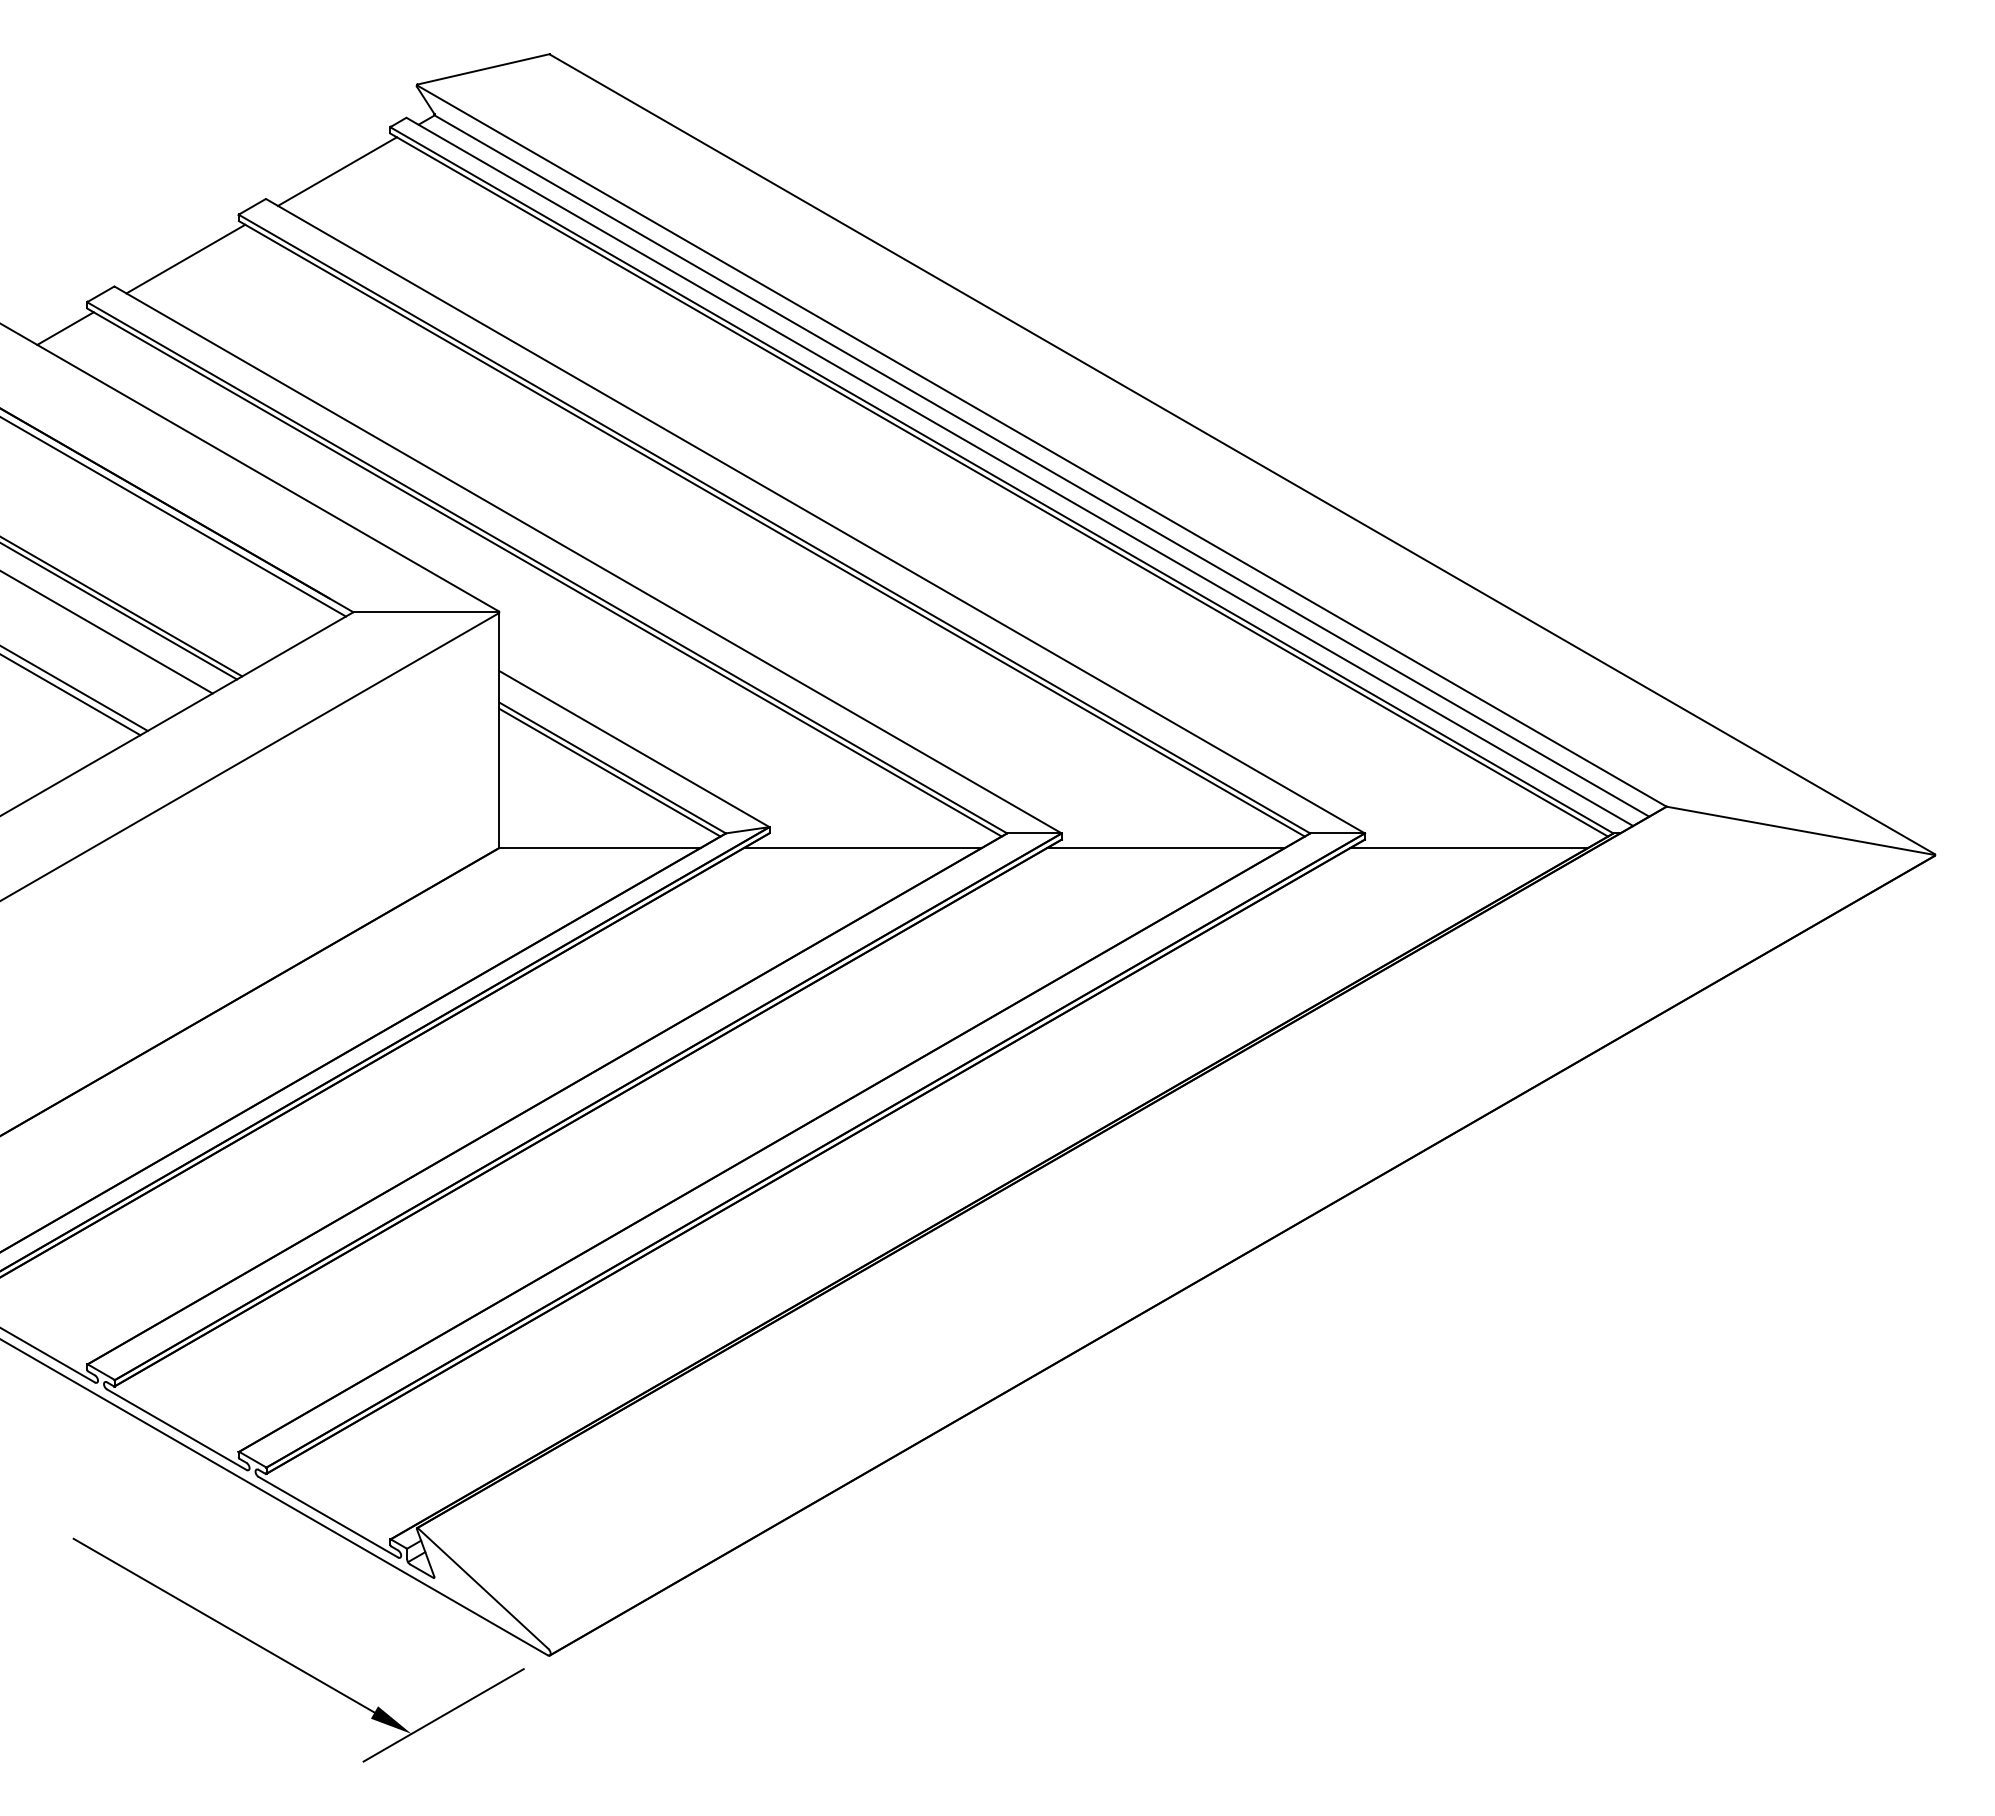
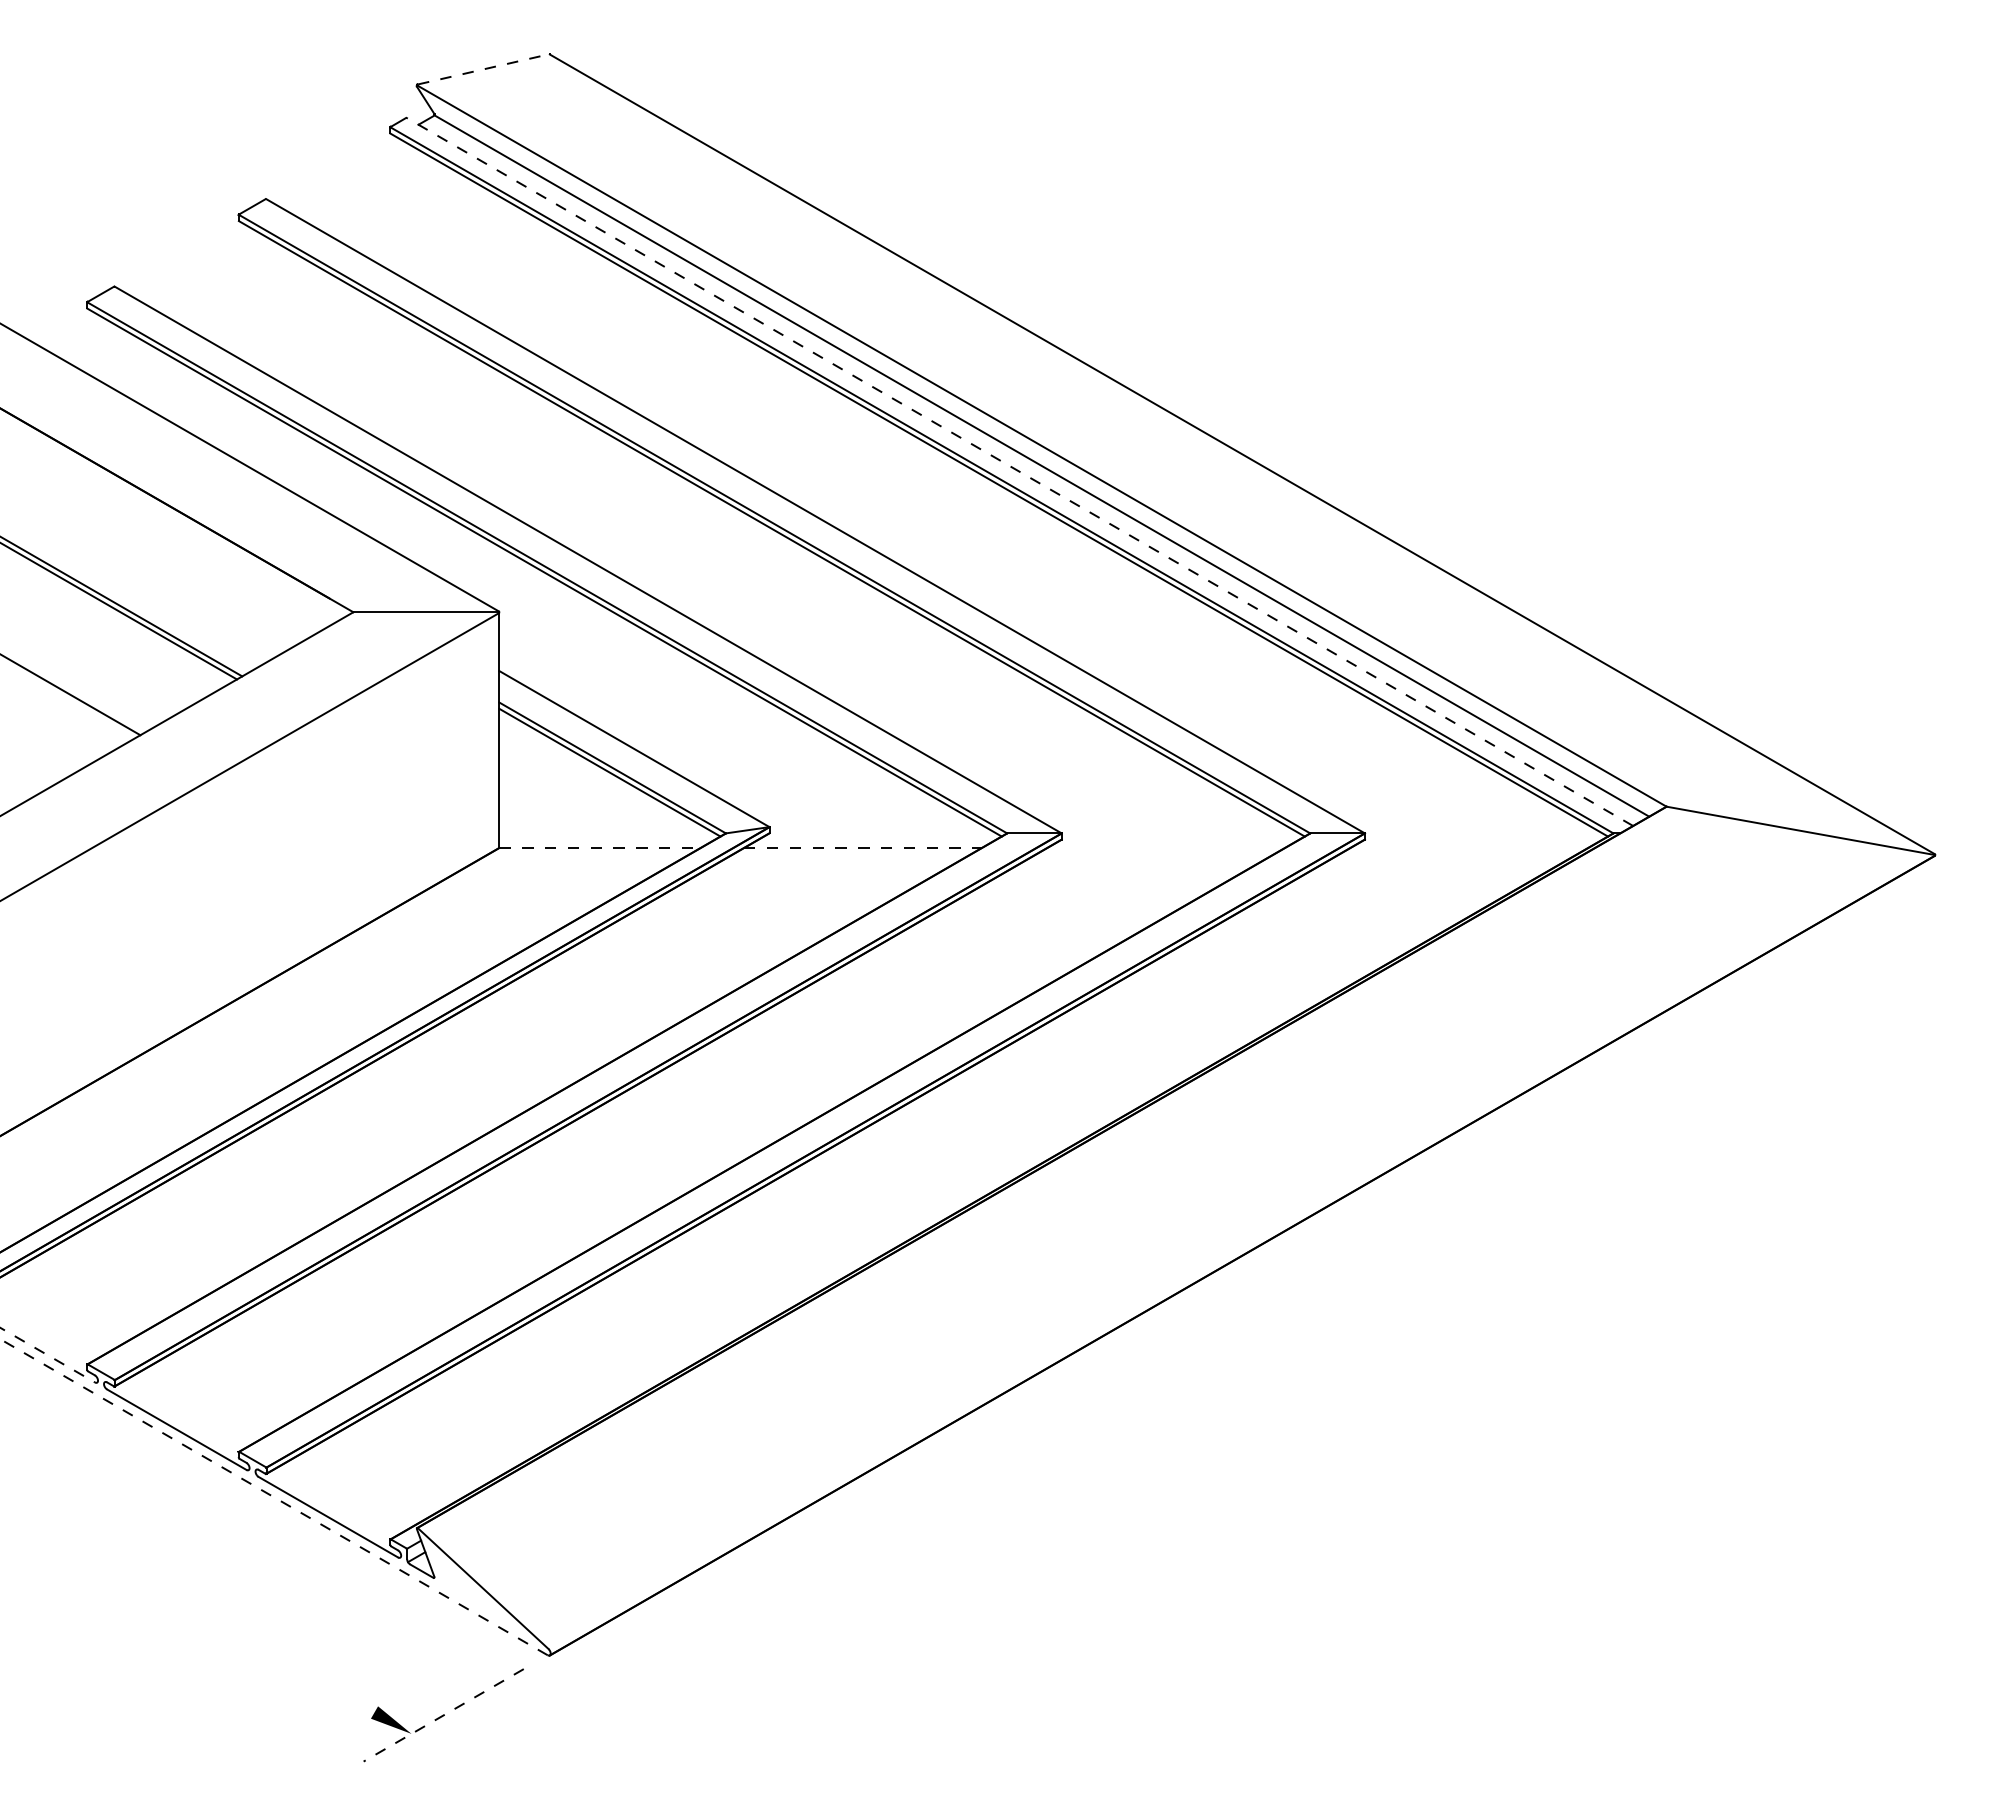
line: solid -> dashed (483, 69)
line: present -> none (336, 171)
line: present -> none (185, 258)
line: present -> none (65, 328)
line: solid -> dashed (1019, 471)
line: present -> none (174, 517)
line: present -> none (107, 632)
line: present -> none (74, 688)
line: solid -> dashed (600, 848)
line: solid -> dashed (862, 848)
line: present -> none (1166, 848)
line: present -> none (1469, 848)
line: solid -> dashed (47, 1355)
line: solid -> dashed (273, 1496)
line: present -> none (223, 1625)
line: solid -> dashed (443, 1715)
